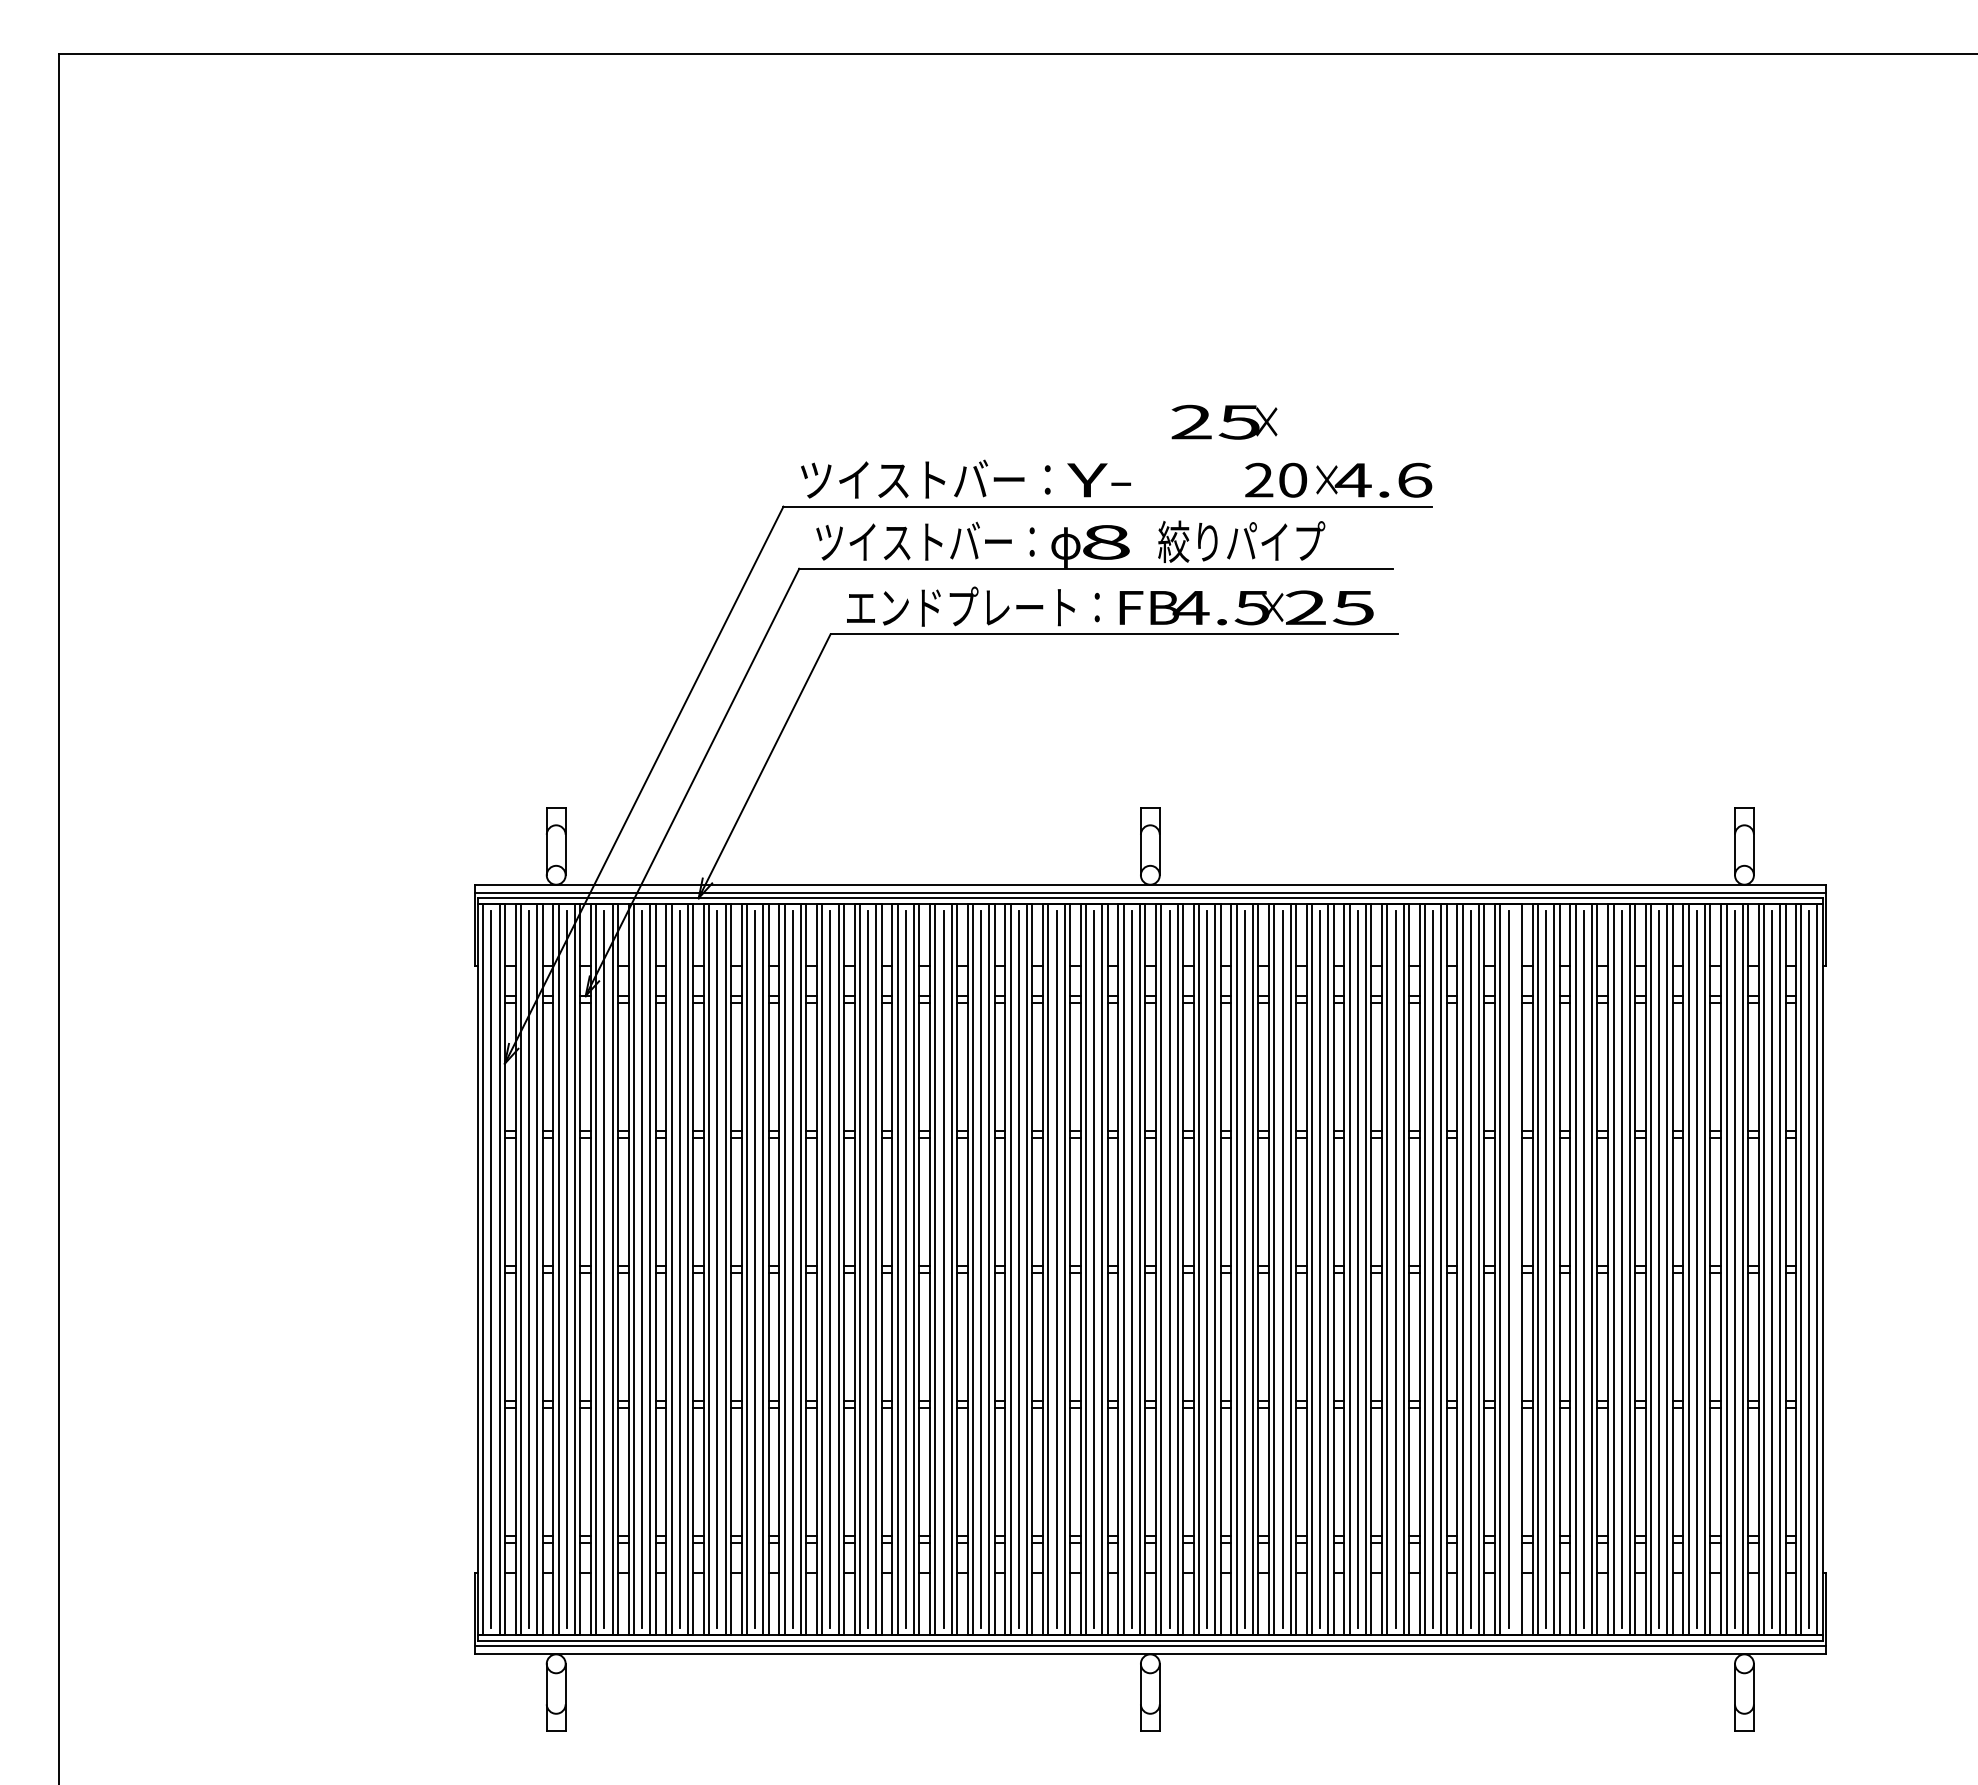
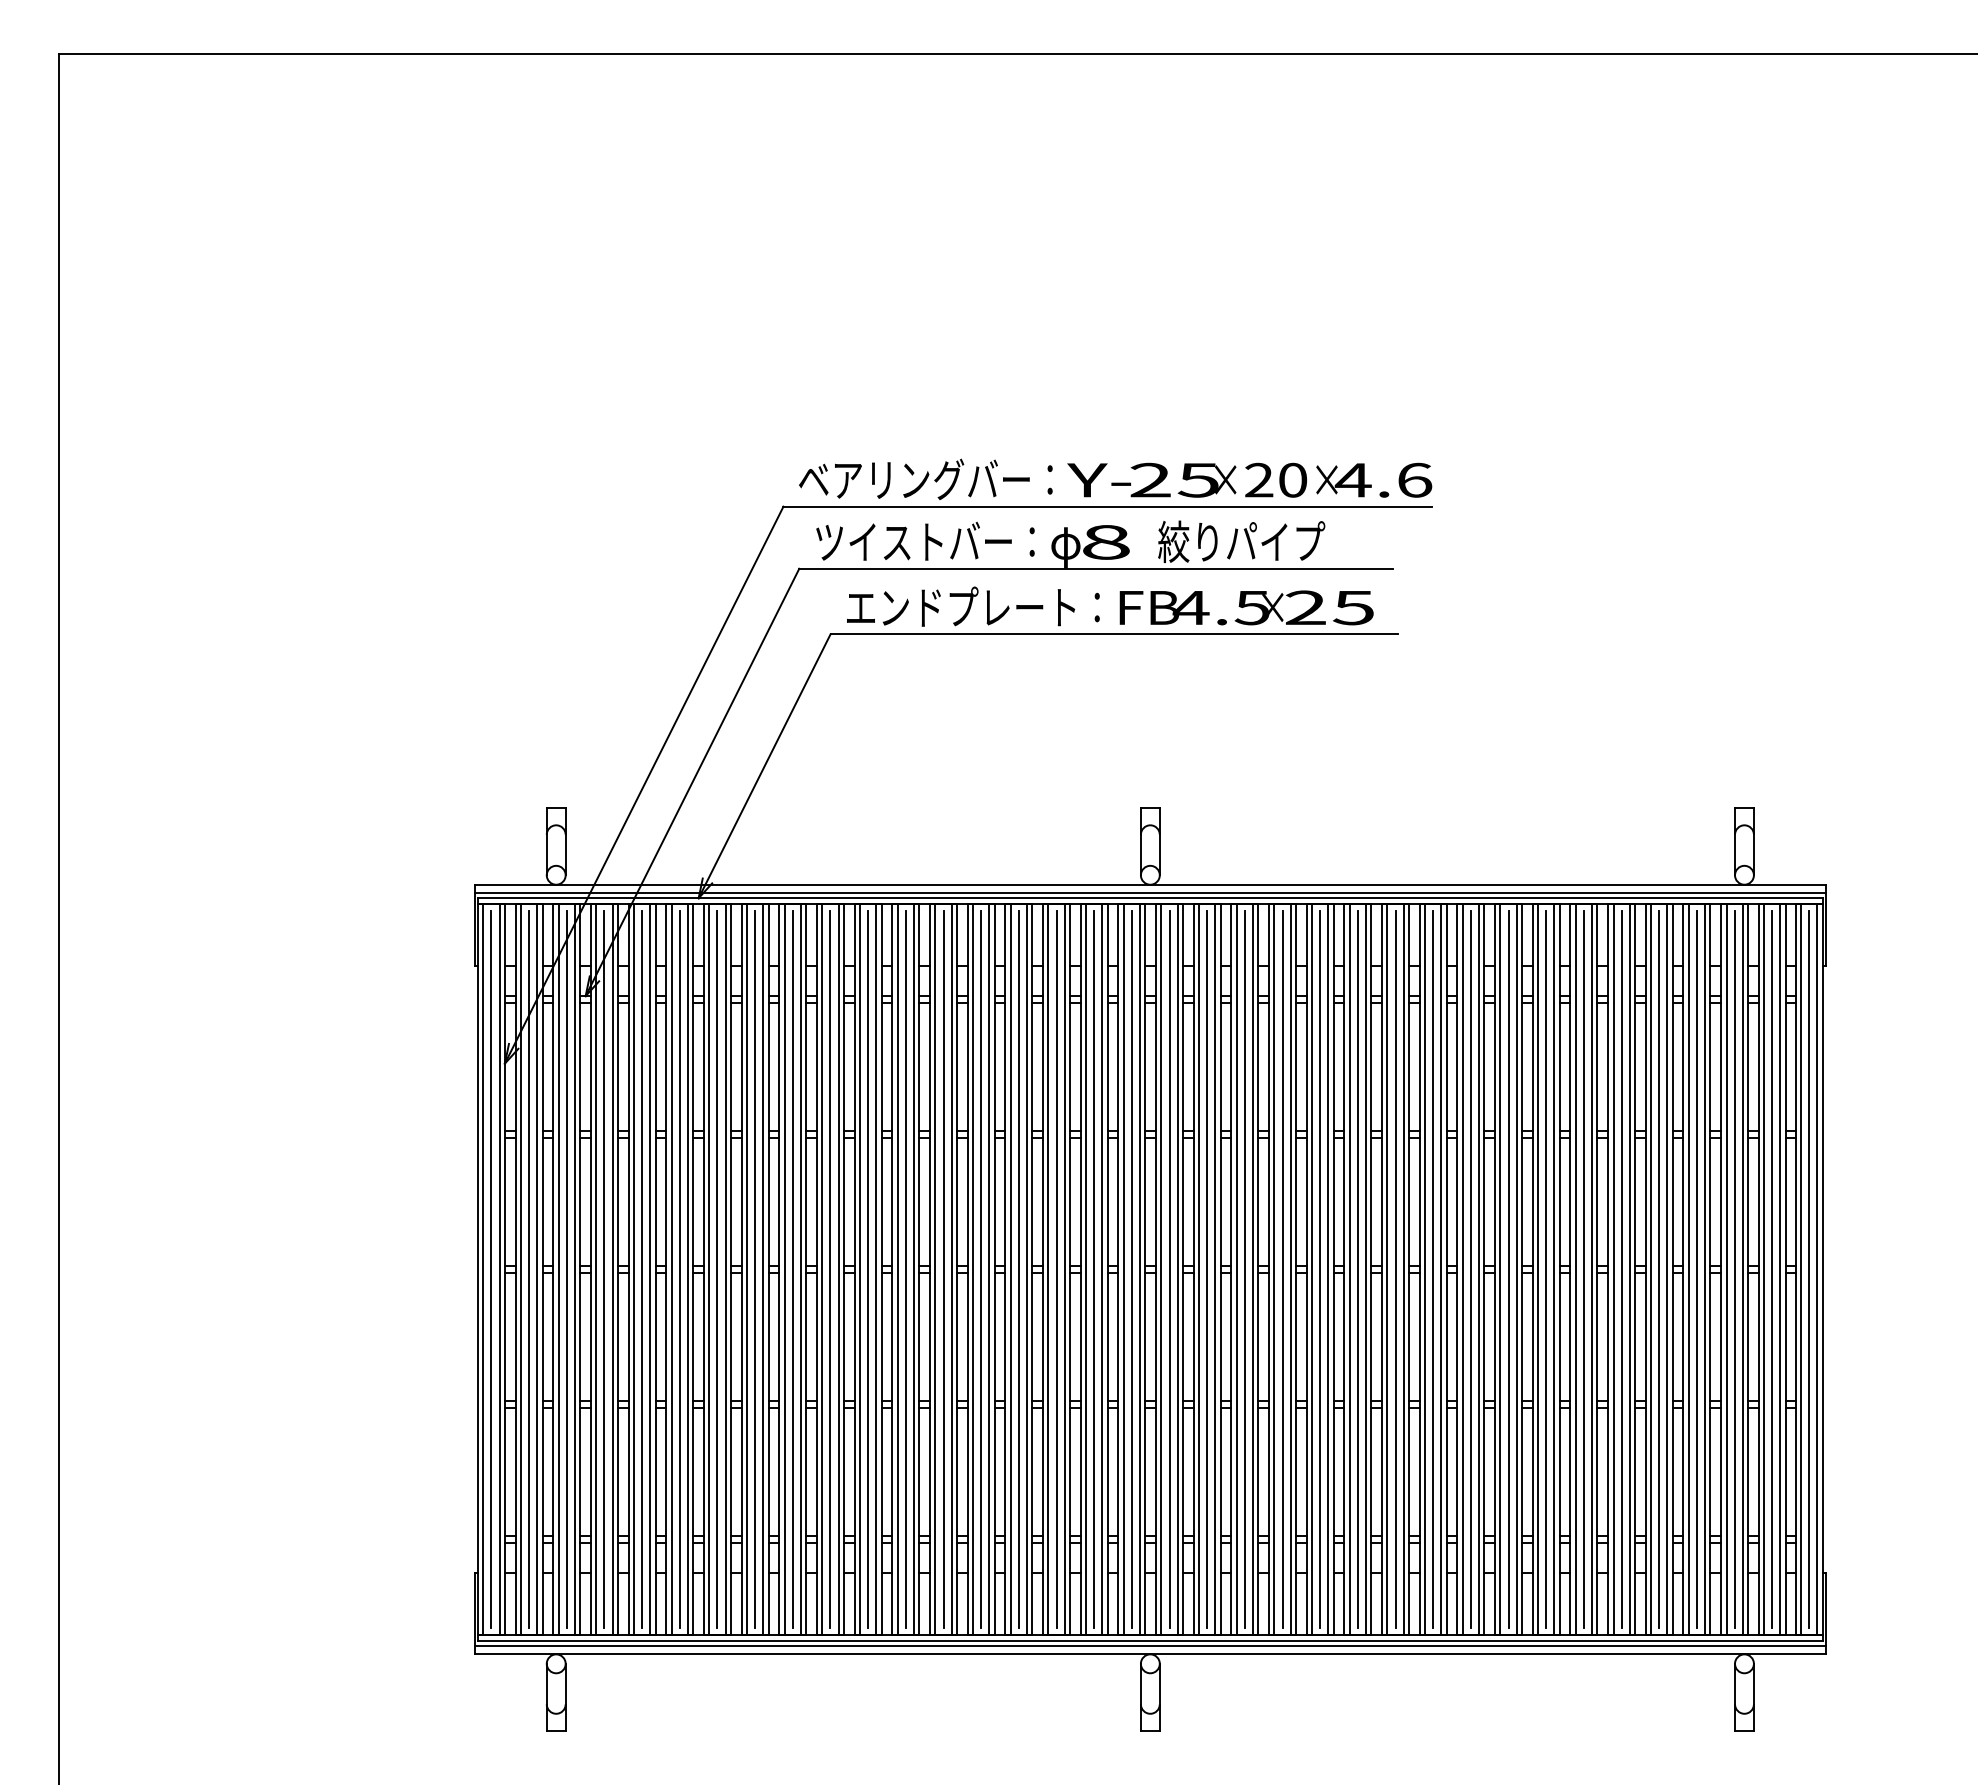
text position: (1224, 421) -> (1183, 479) (1183, 479)
text: ツイストバー： -> ベアリングバー： (925, 478)
line: none -> present (1516, 1269)
